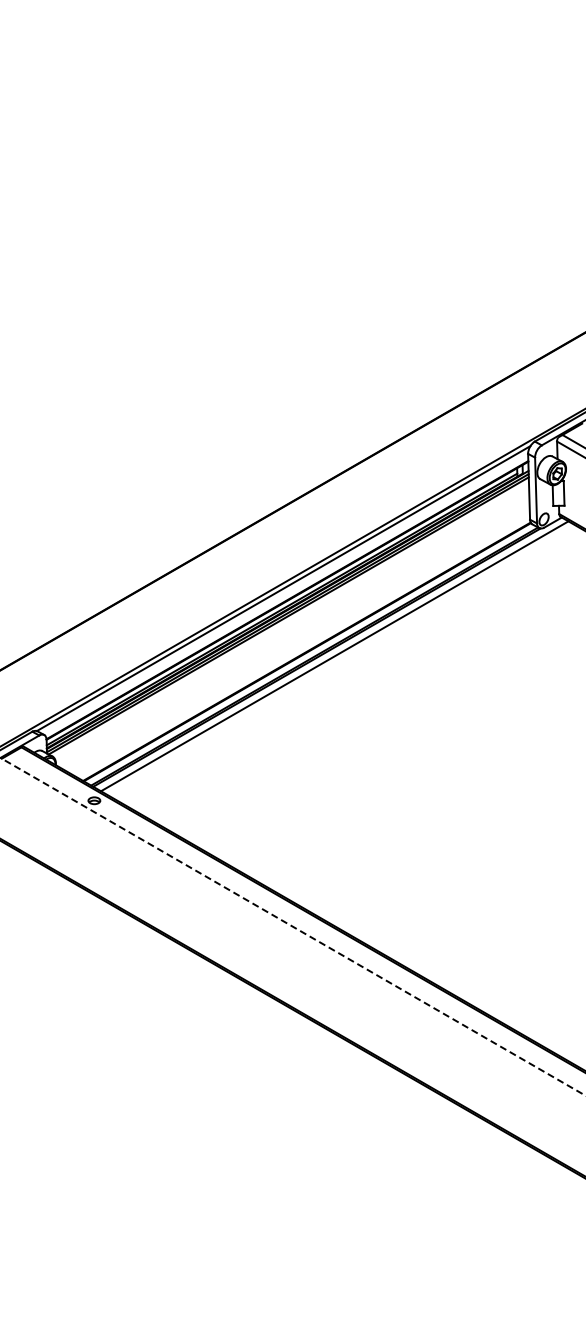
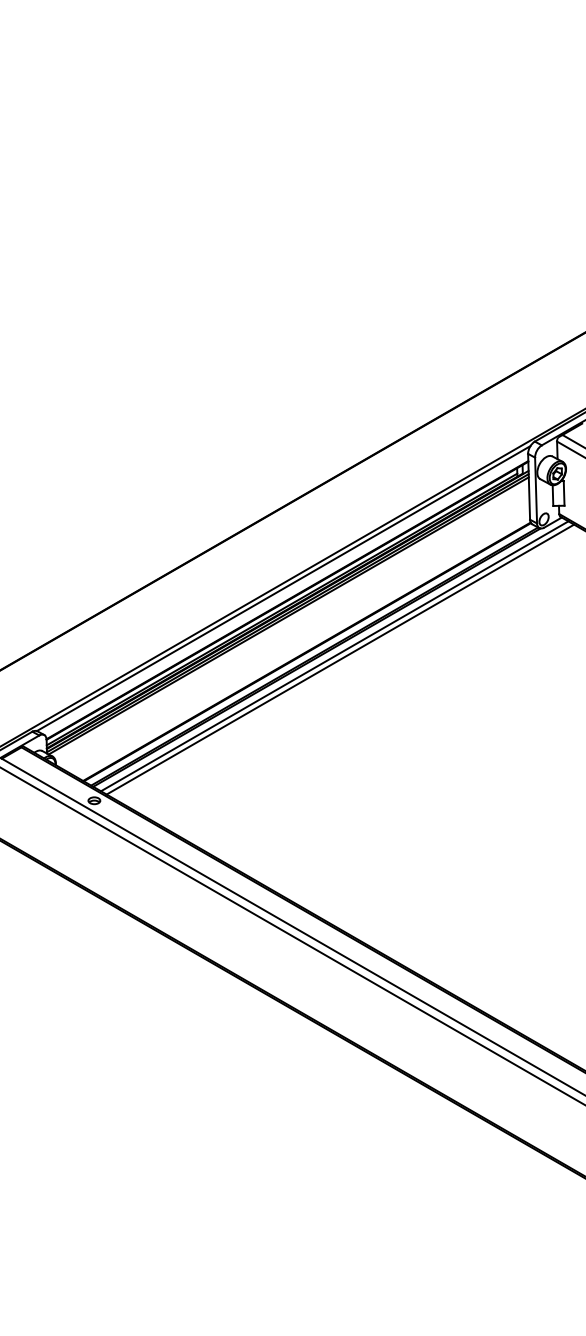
line: none -> present (340, 659)
line: dashed -> solid (293, 927)
line: none -> present (292, 935)
